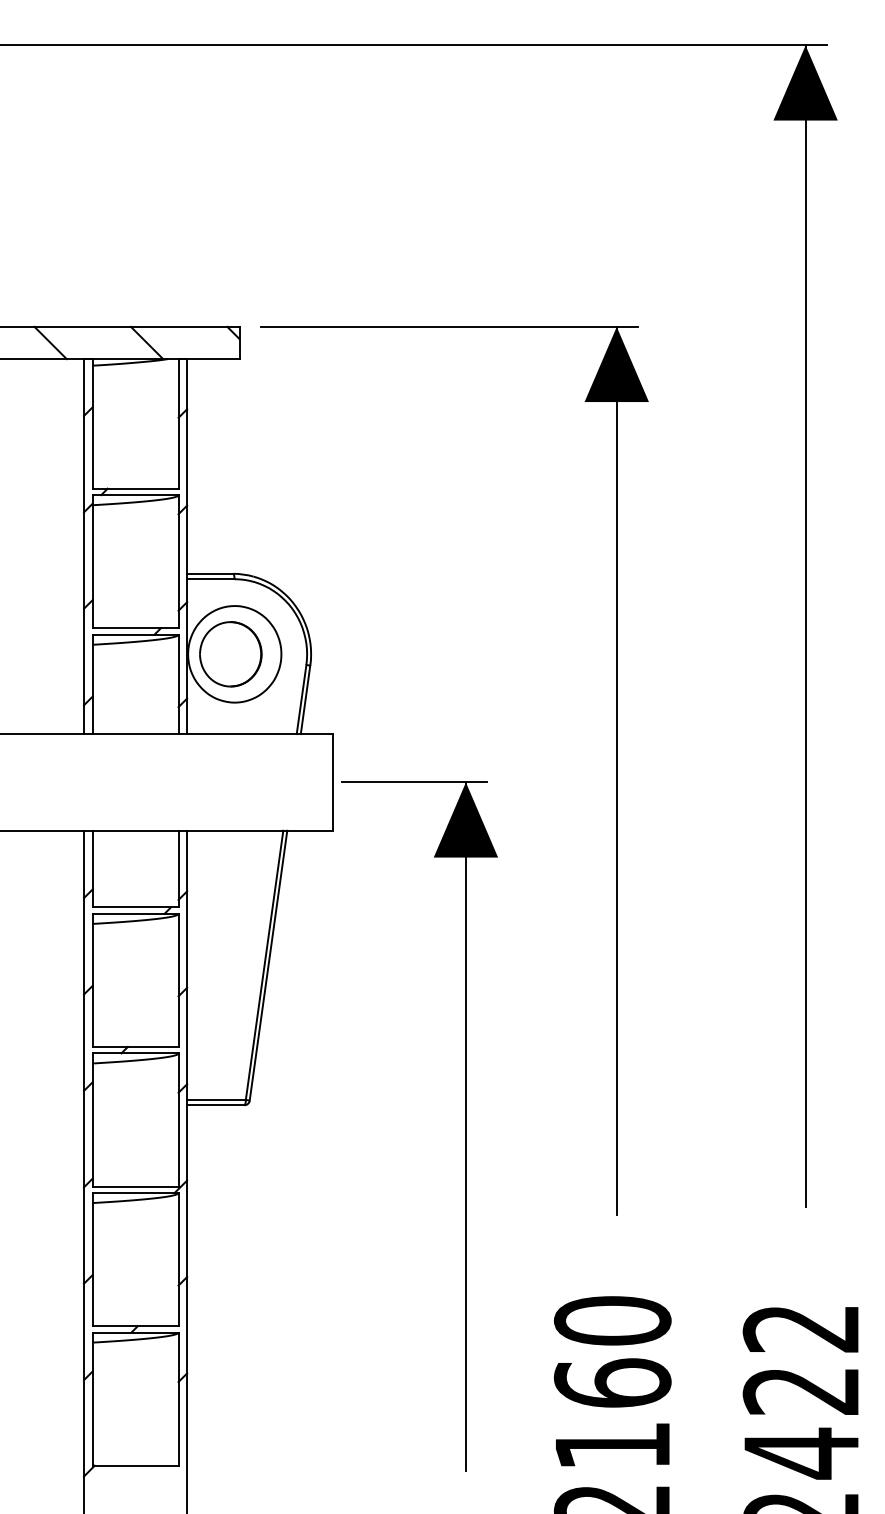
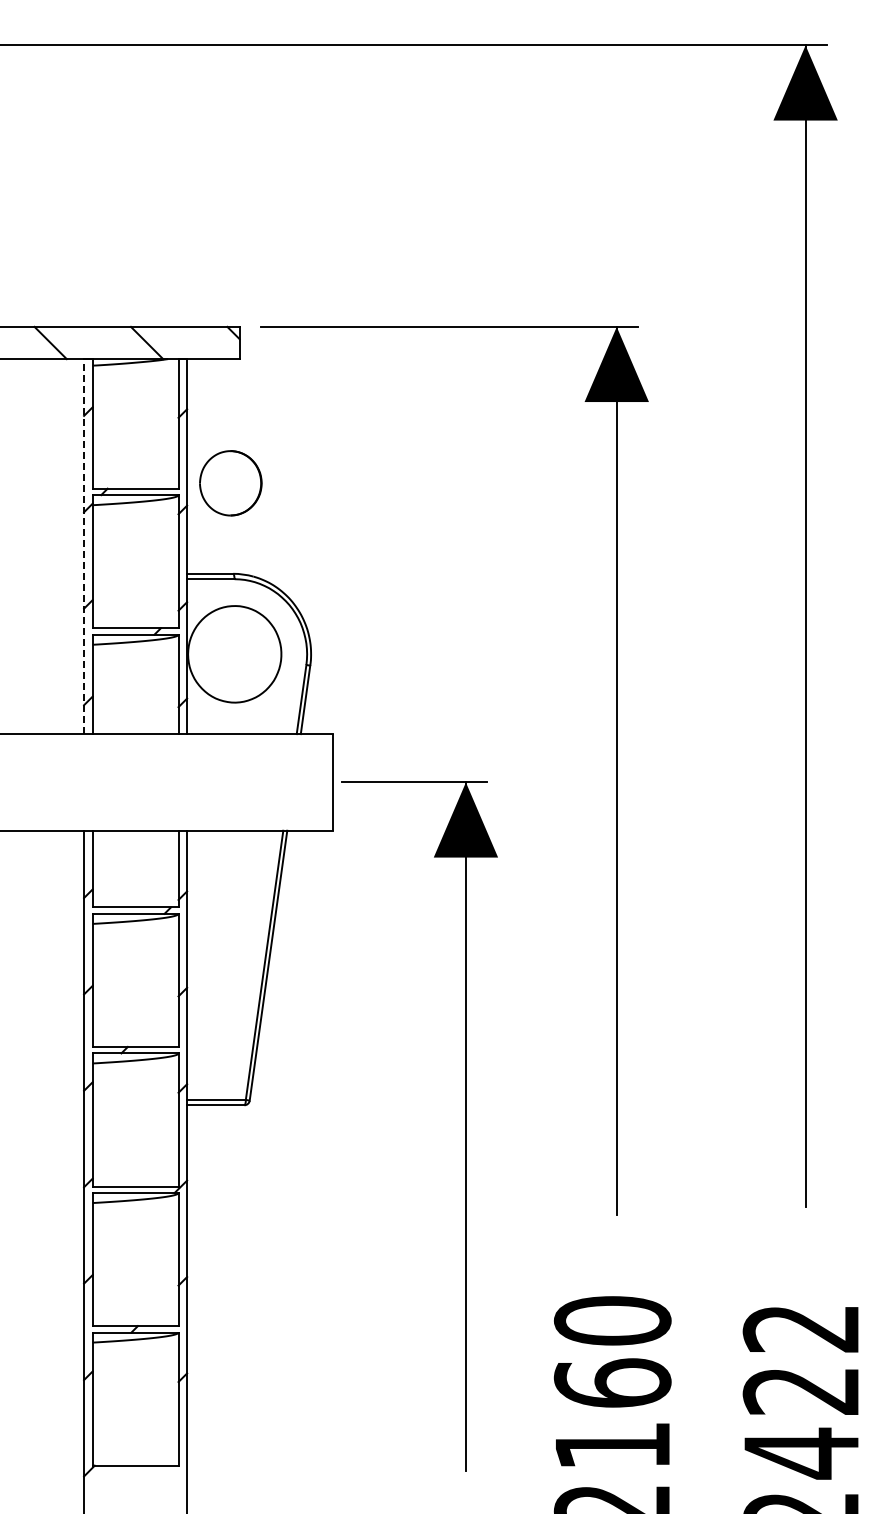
line: solid -> dashed (84, 546)
part position: (230, 654) -> (230, 483) (230, 483)
